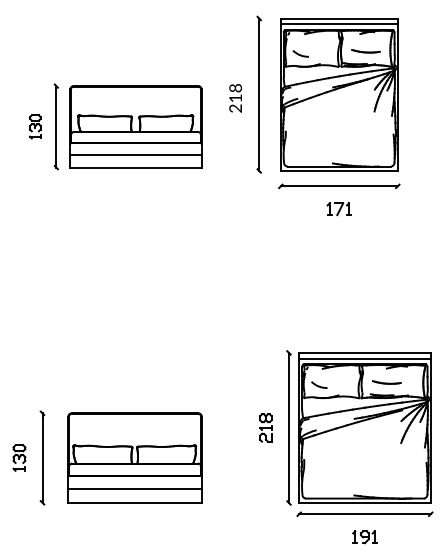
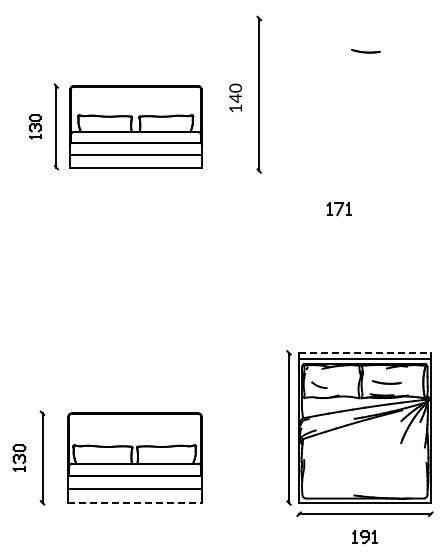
part: present -> none (339, 94)
text: 218 -> 140 (235, 97)
part: present -> none (339, 186)
line: solid -> dashed (364, 352)
part: present -> none (265, 427)
line: solid -> dashed (135, 502)
